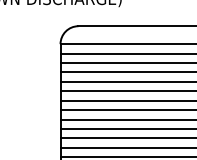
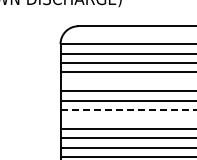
line: present -> none (126, 81)
line: solid -> dashed (129, 110)
line: present -> none (126, 119)
